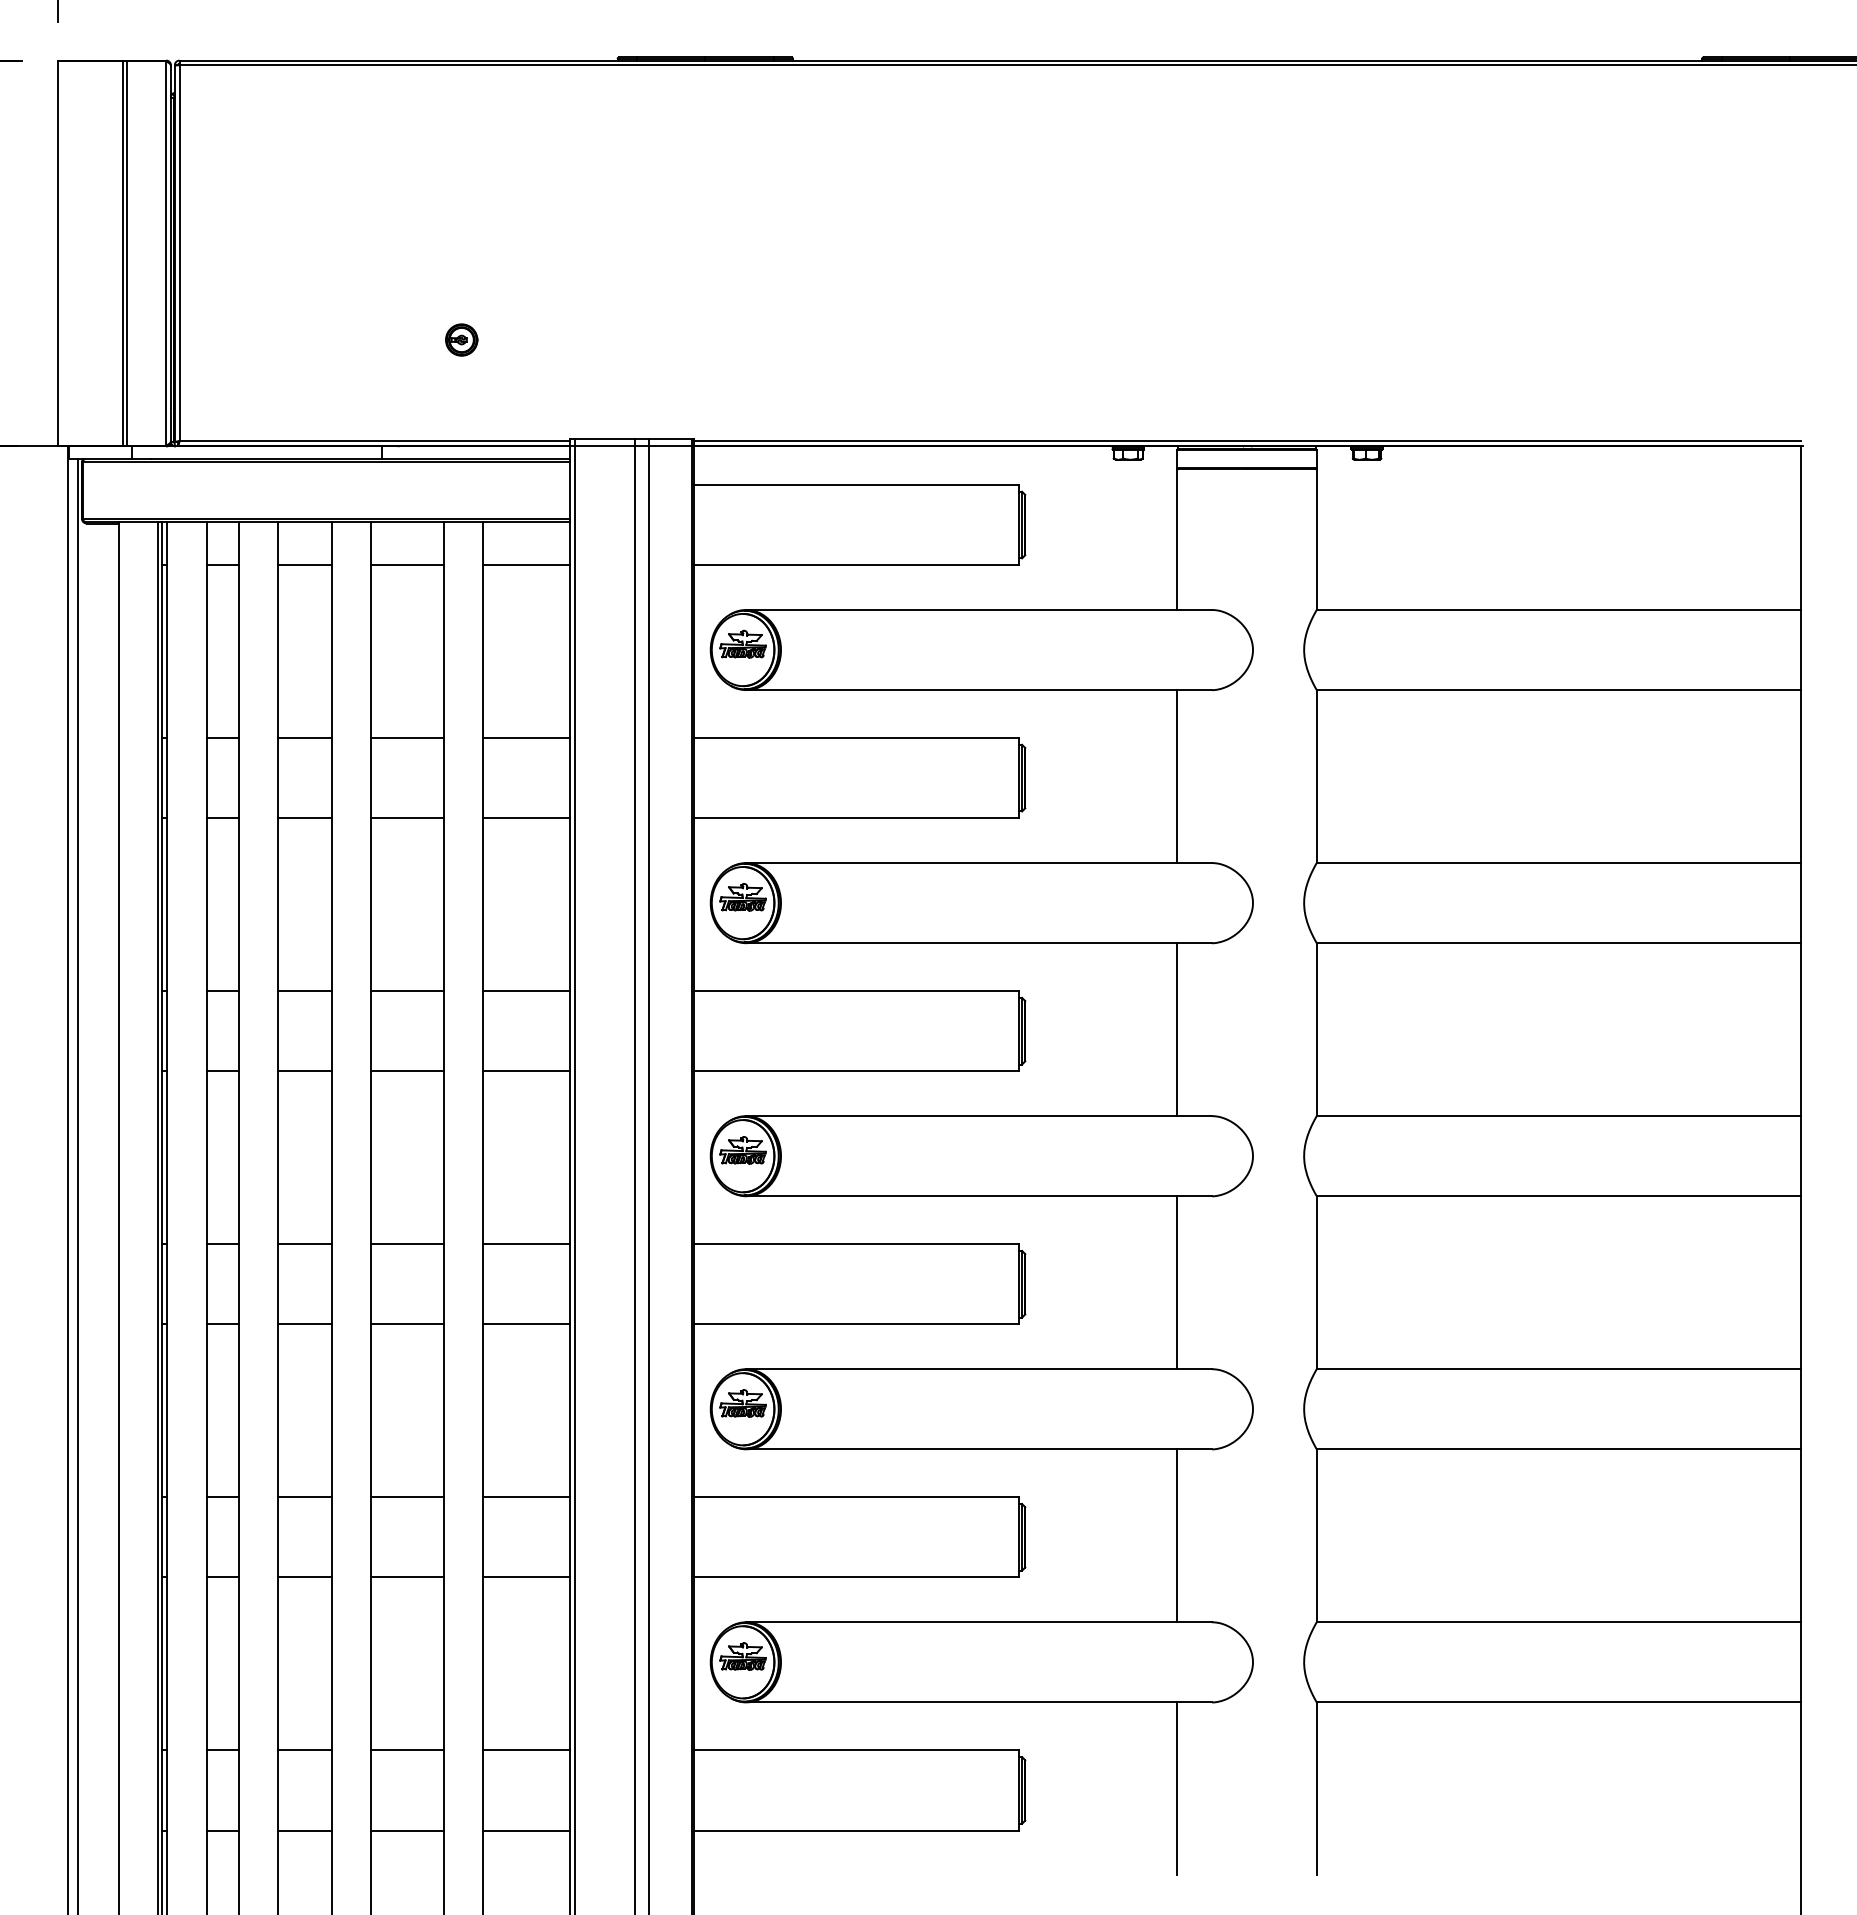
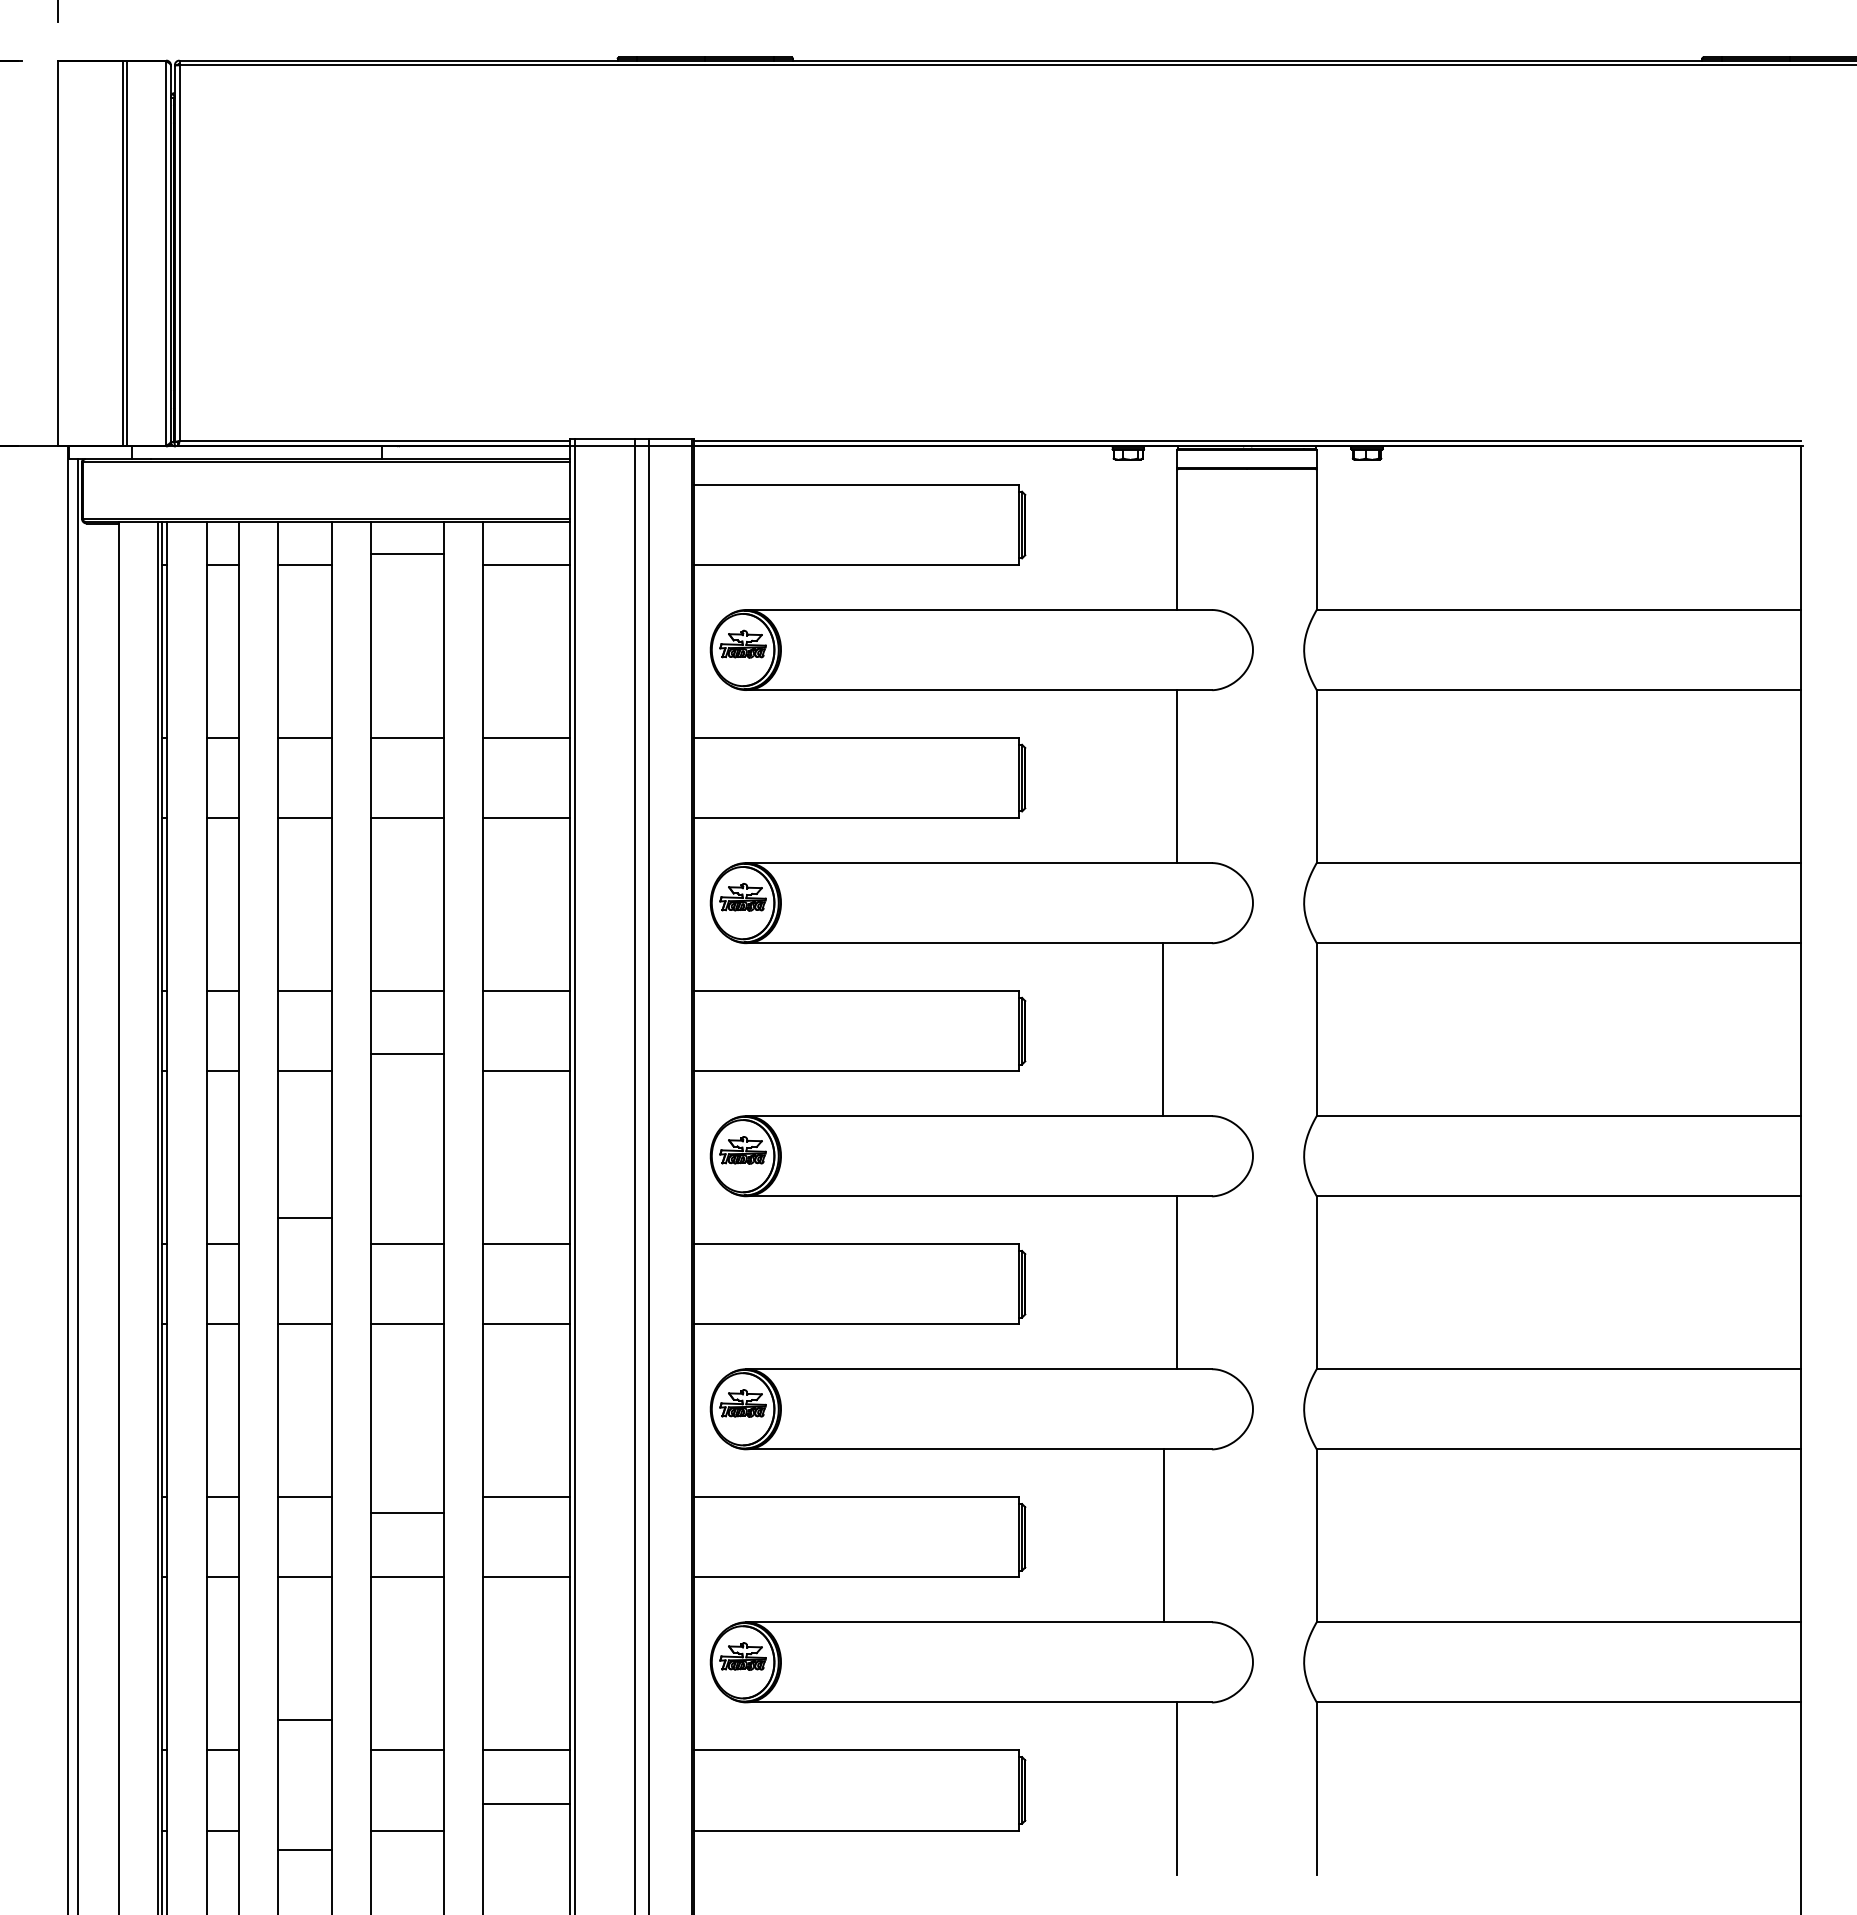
part: present -> none (461, 339)
line position: (407, 565) -> (407, 554) (407, 554)
line position: (1177, 1029) -> (1163, 1029) (1163, 1029)
line position: (407, 1071) -> (407, 1054) (407, 1054)
line position: (304, 1244) -> (304, 1218) (304, 1218)
line position: (407, 1497) -> (407, 1513) (407, 1513)
line position: (1177, 1535) -> (1164, 1535) (1164, 1535)
line position: (304, 1750) -> (304, 1720) (304, 1720)
line position: (304, 1830) -> (304, 1849) (304, 1849)
line position: (526, 1830) -> (526, 1803) (526, 1803)
